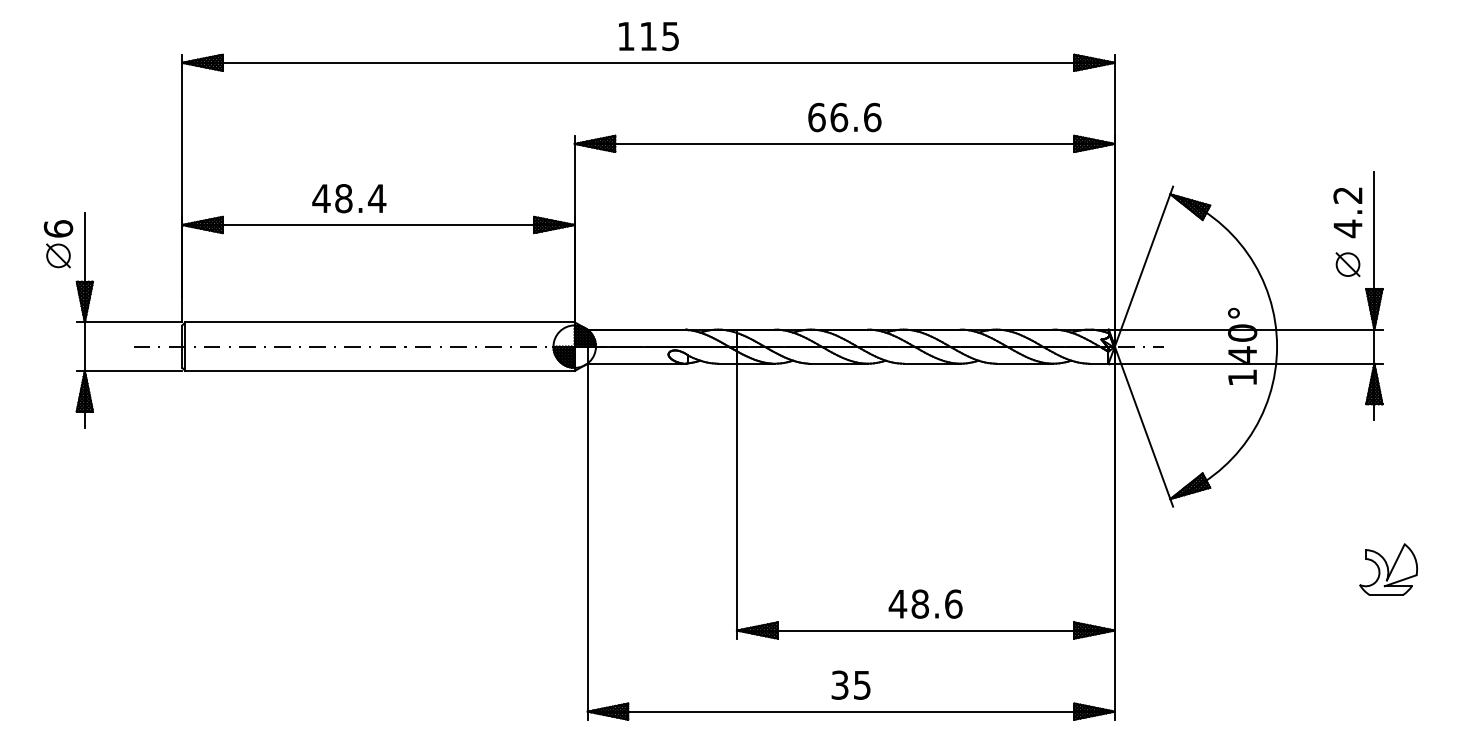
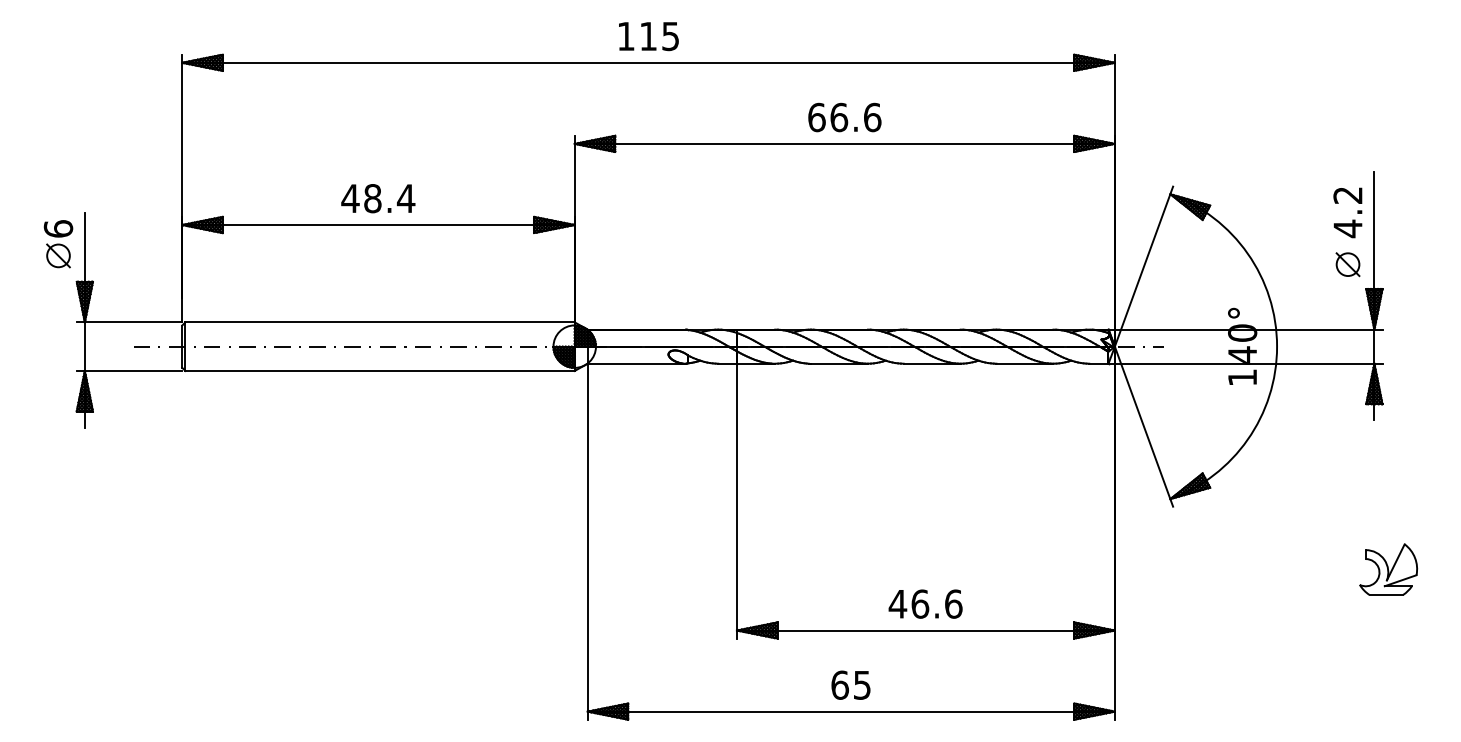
text position: (349, 198) -> (378, 198) (378, 198)
text: 48.6 -> 46.6 (920, 603)
text: 35 -> 65 (839, 684)
